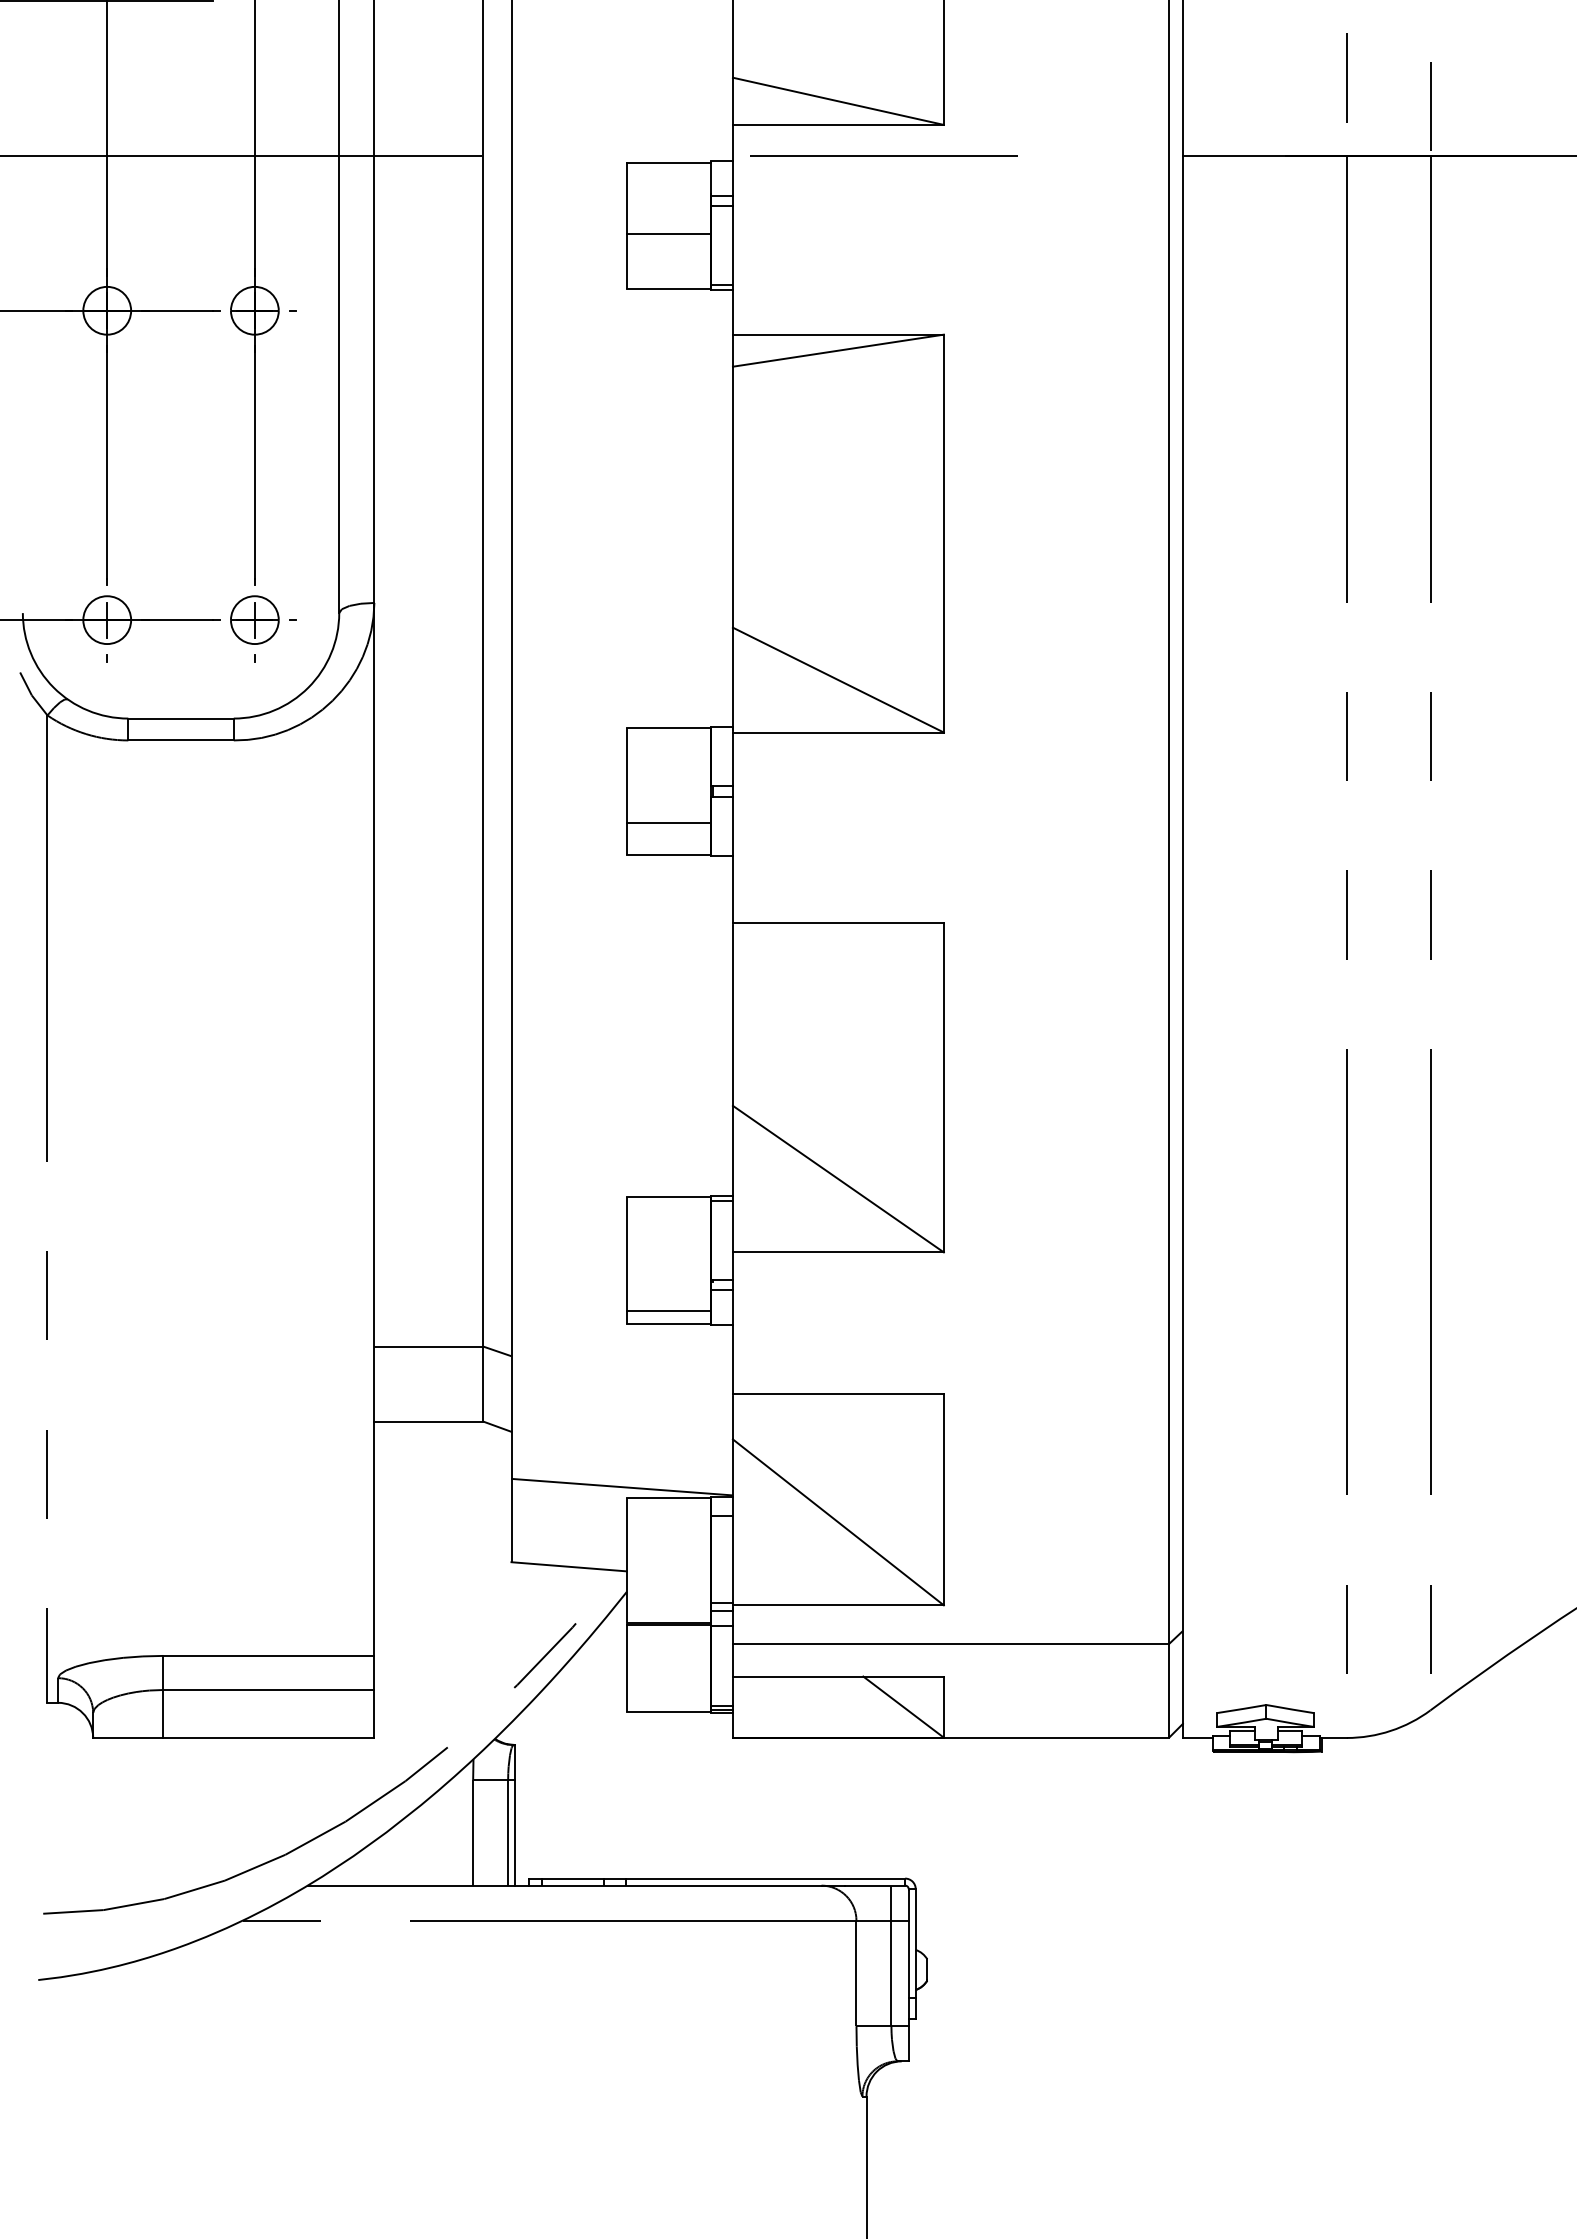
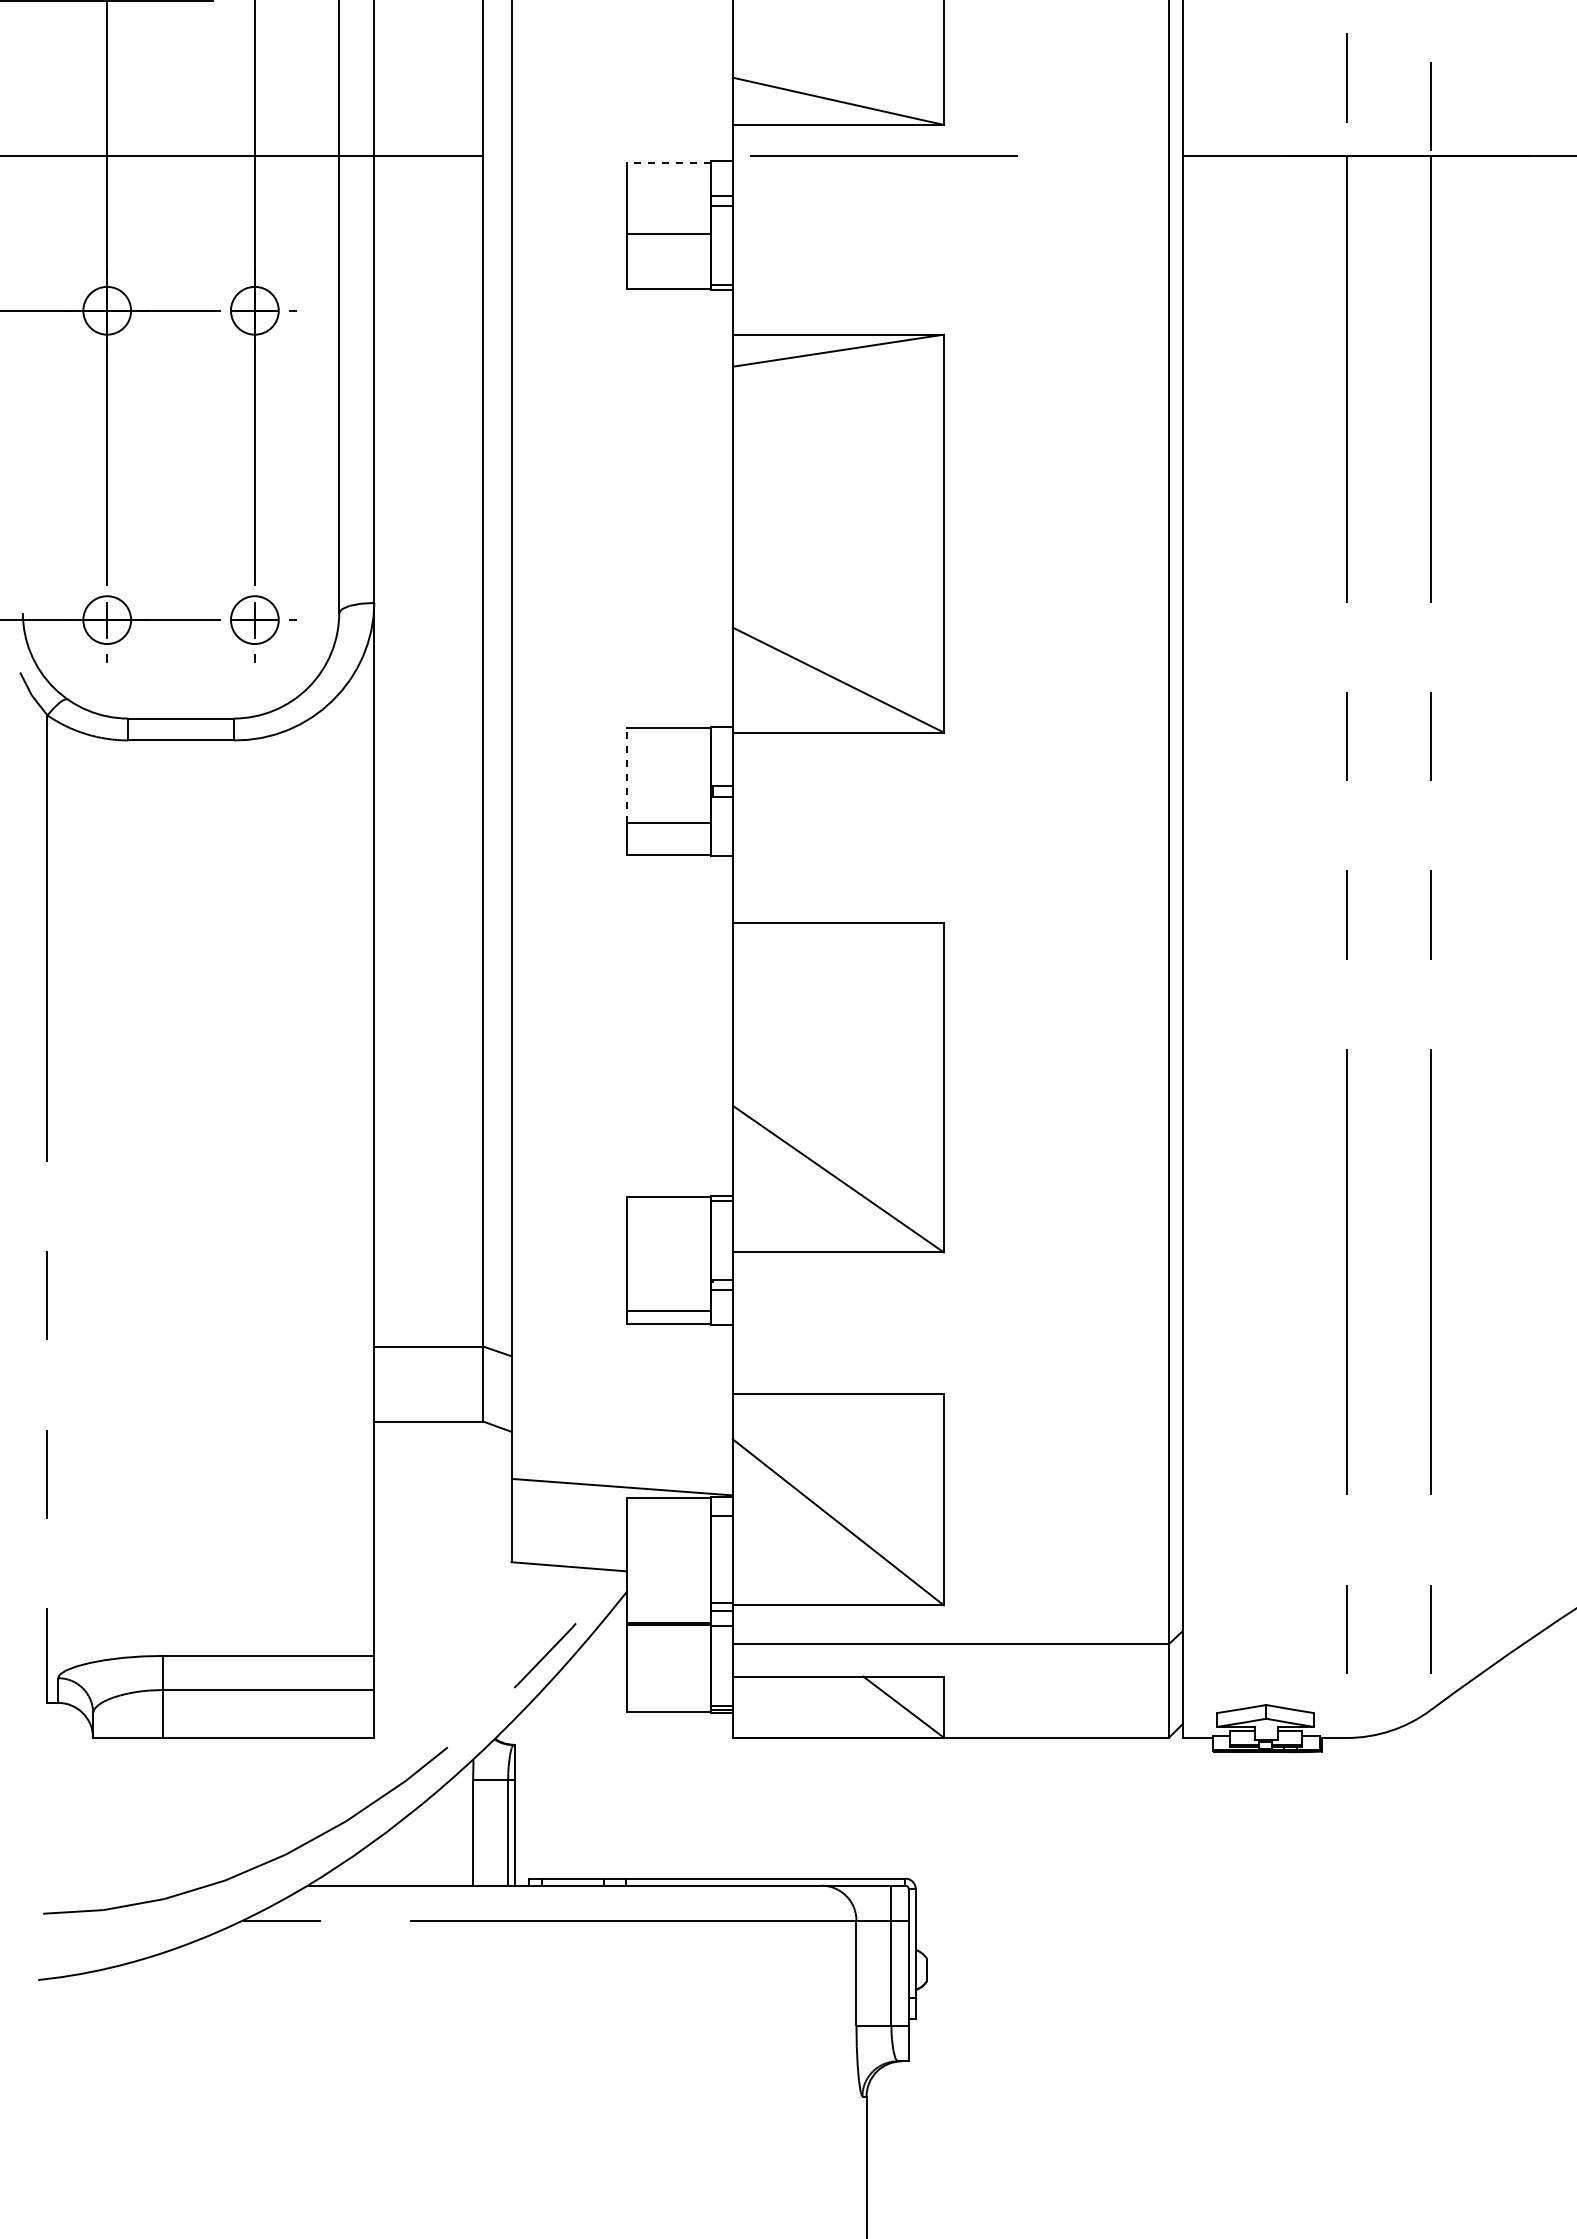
line: solid -> dashed (668, 162)
line: solid -> dashed (626, 775)
